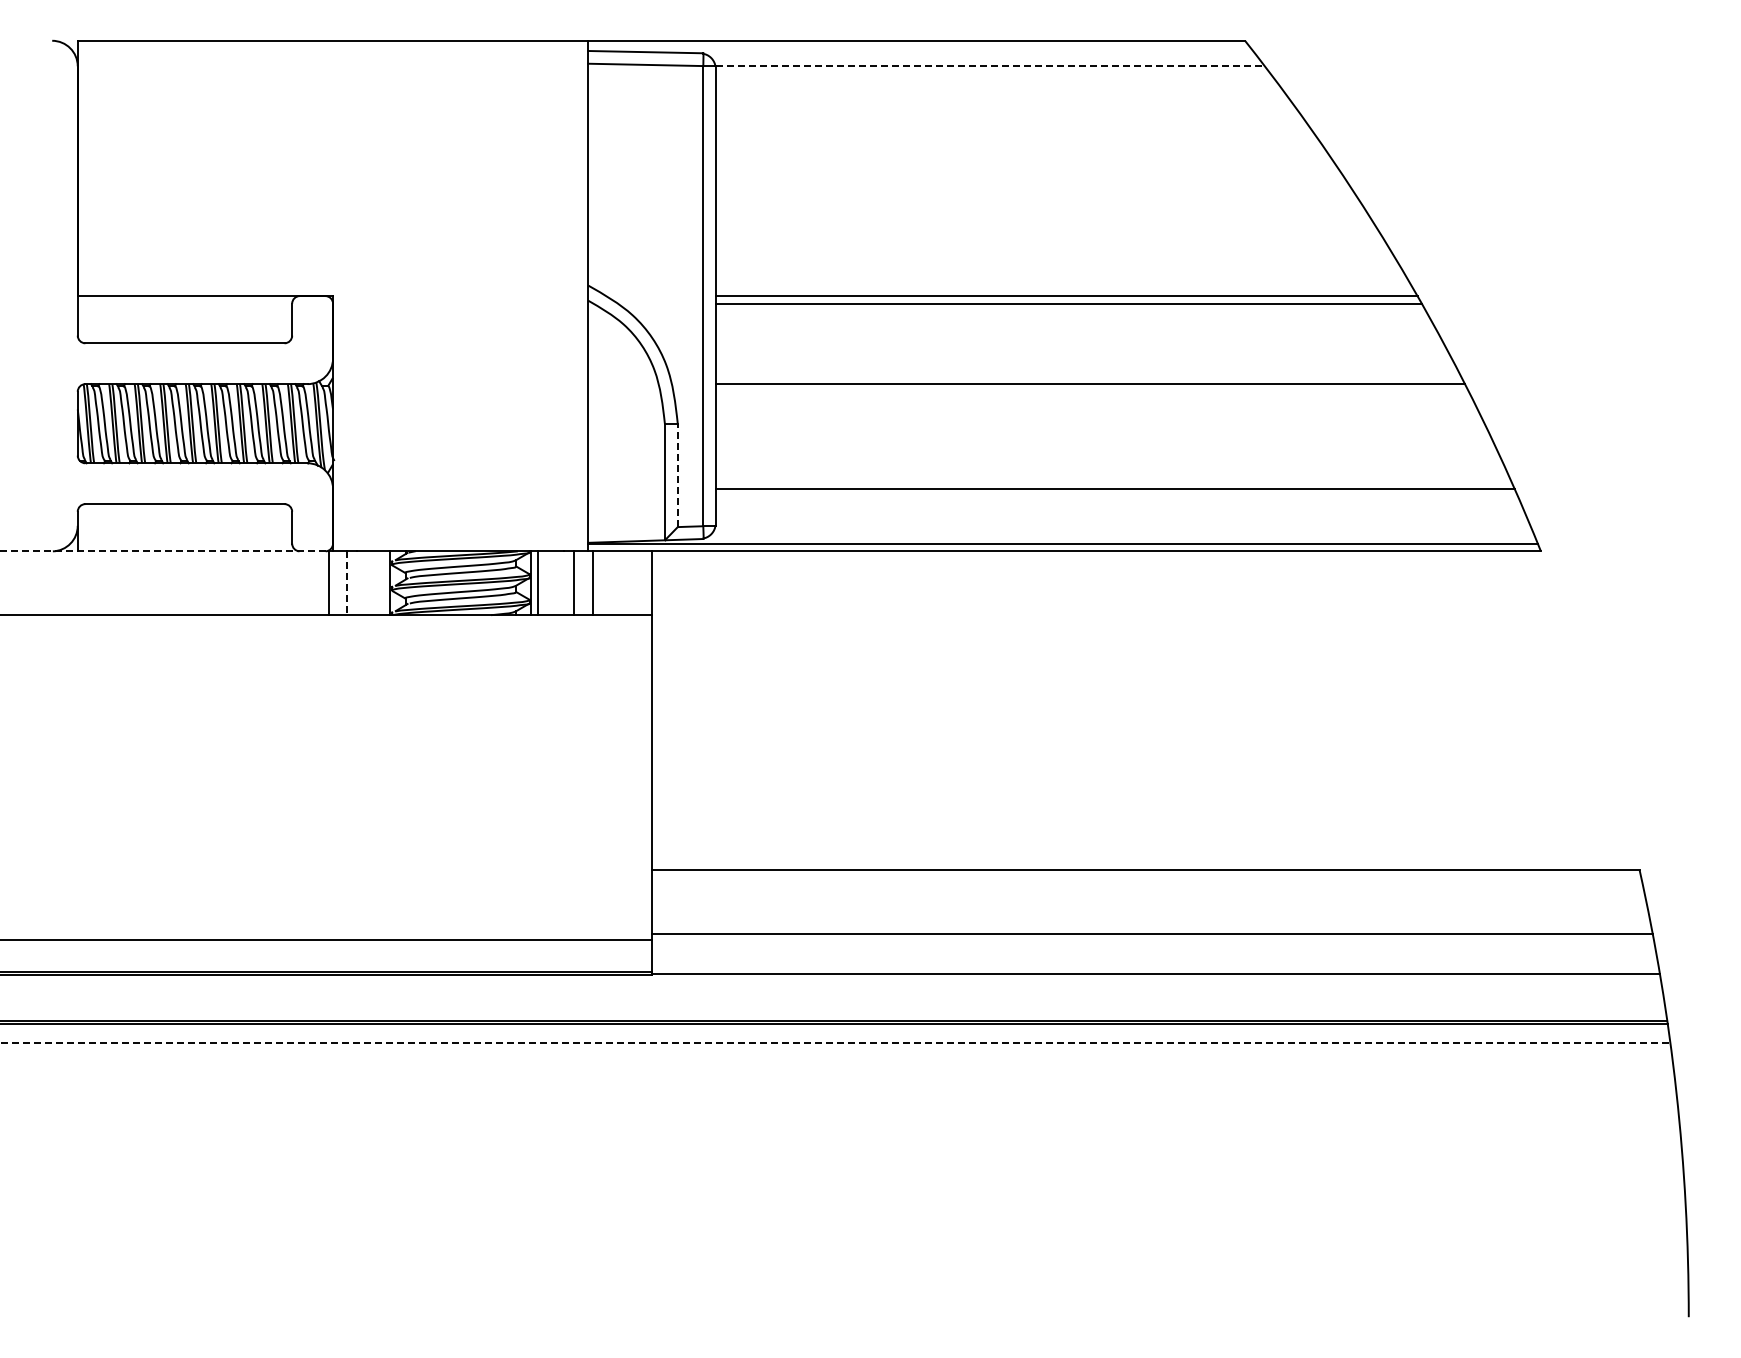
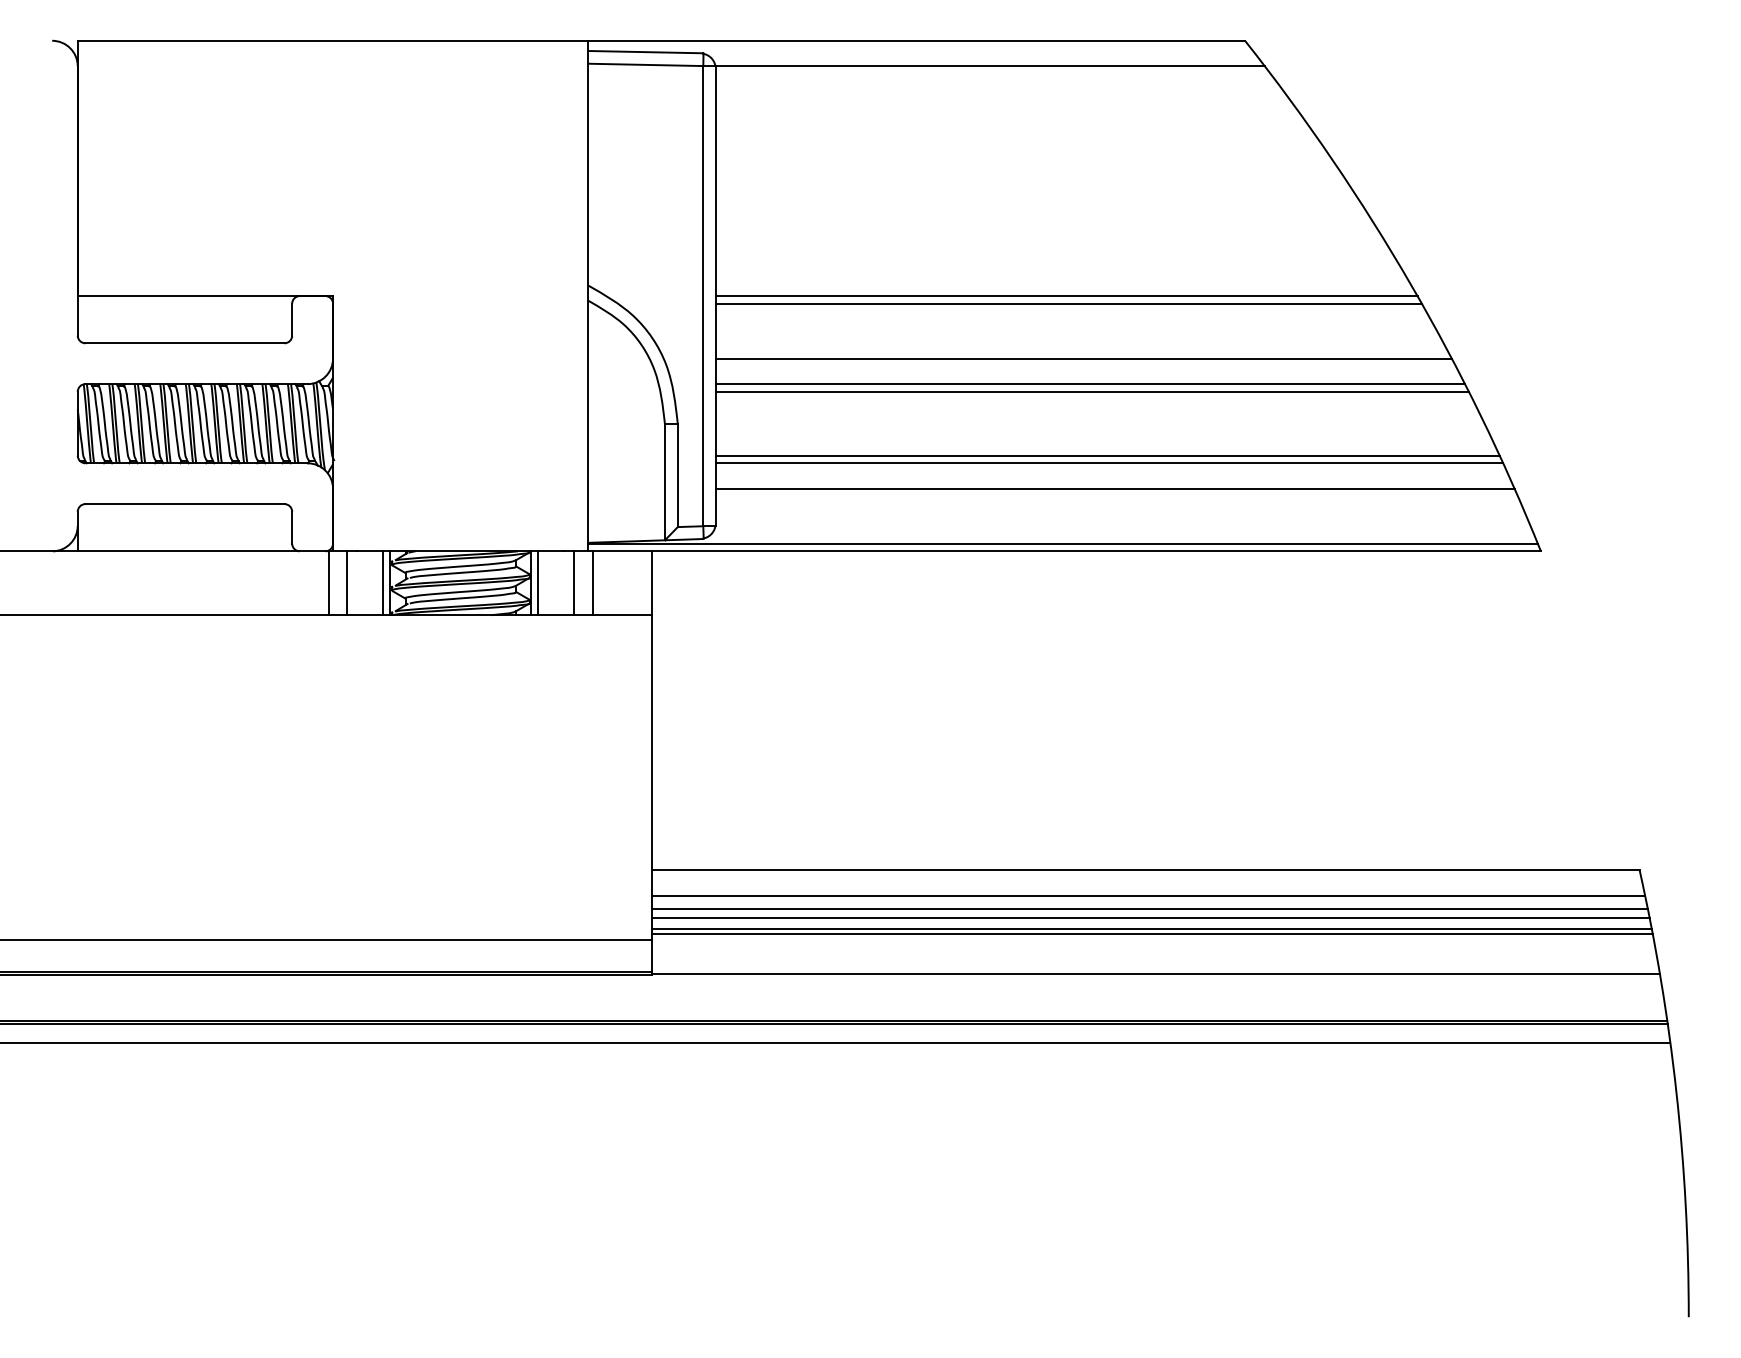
line: dashed -> solid (990, 66)
line: none -> present (1083, 358)
line: none -> present (1091, 391)
line: none -> present (1107, 455)
line: none -> present (1109, 463)
line: dashed -> solid (677, 475)
line: dashed -> solid (164, 551)
line: dashed -> solid (346, 583)
line: none -> present (383, 583)
line: none -> present (1148, 895)
line: none -> present (1149, 908)
line: none -> present (1150, 917)
line: none -> present (1151, 928)
line: dashed -> solid (835, 1042)
